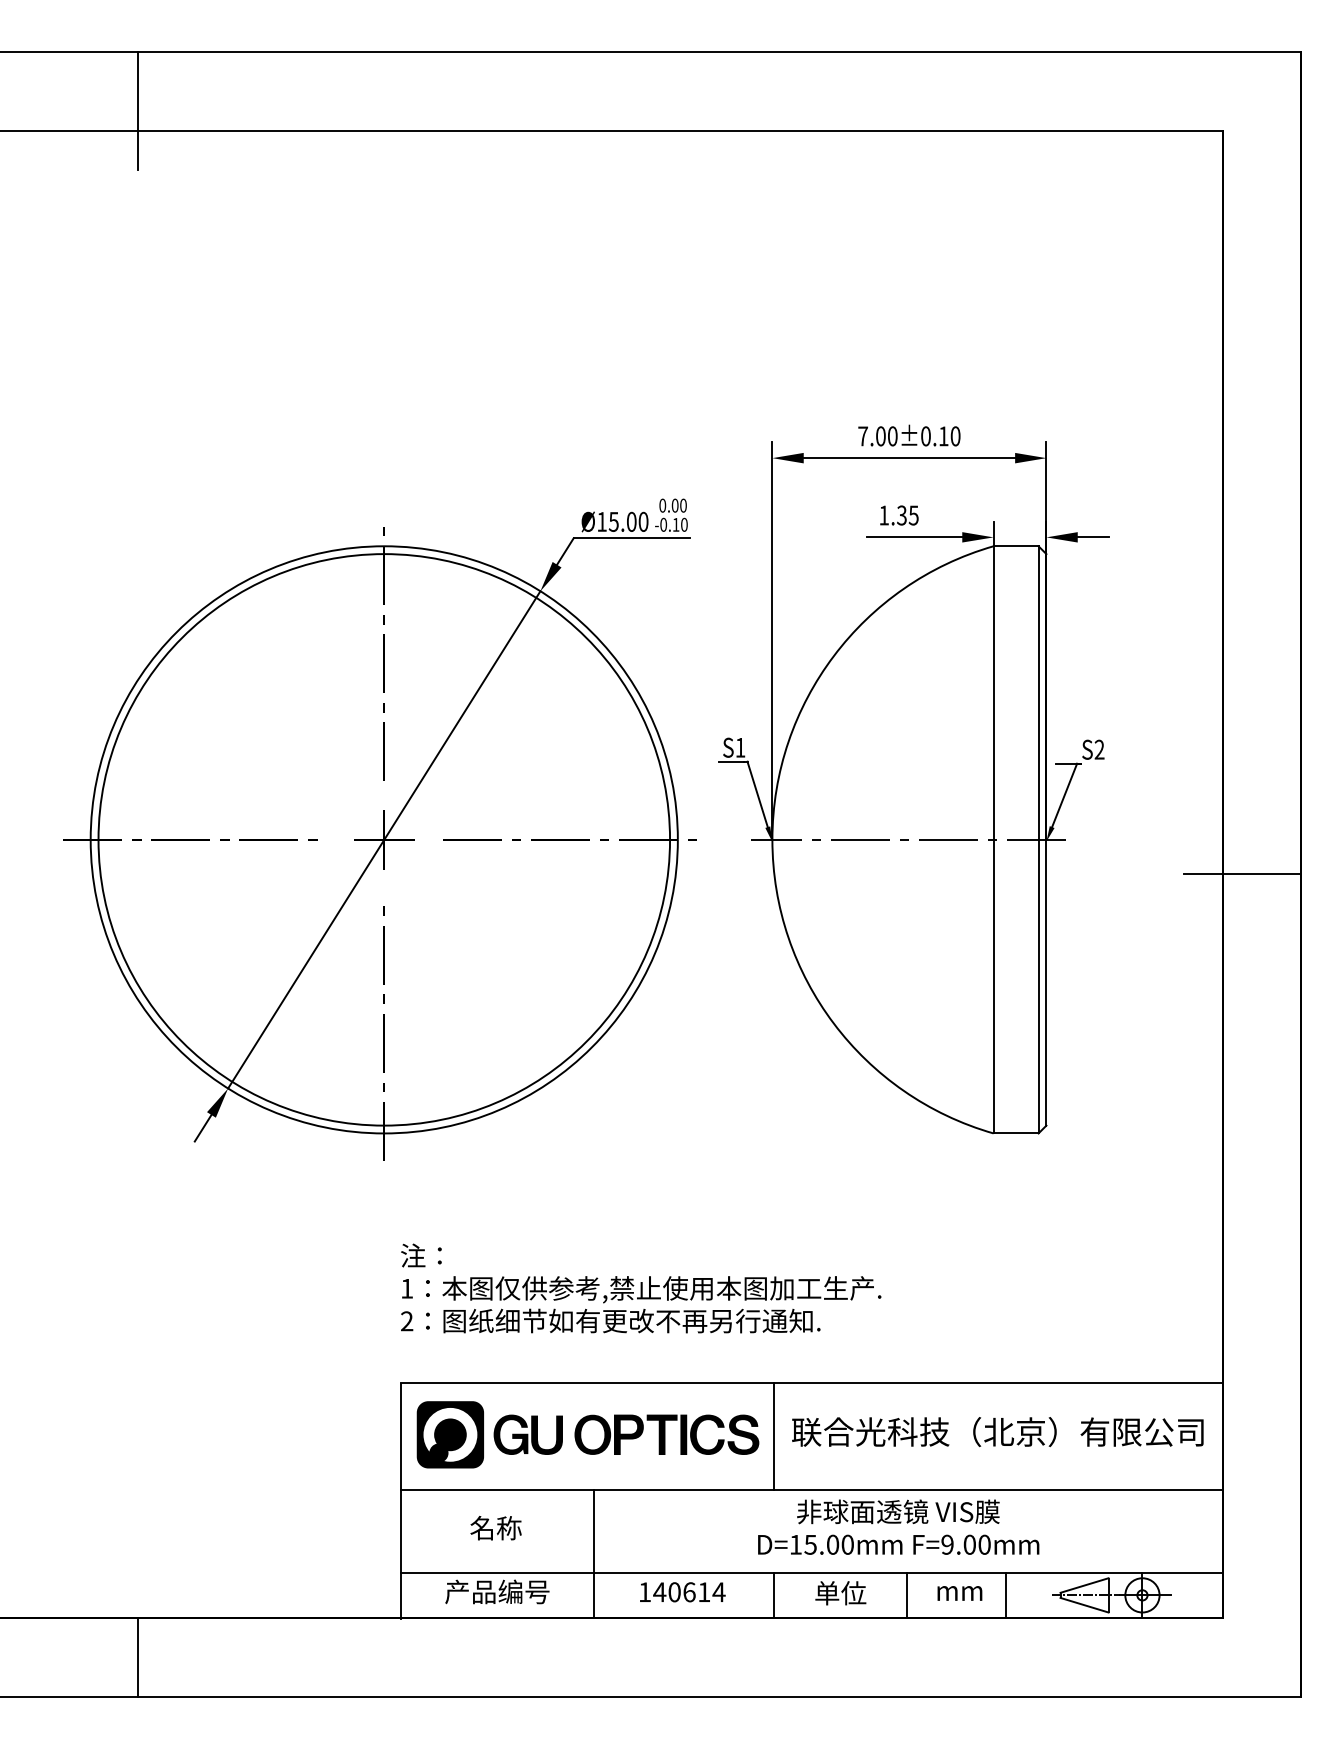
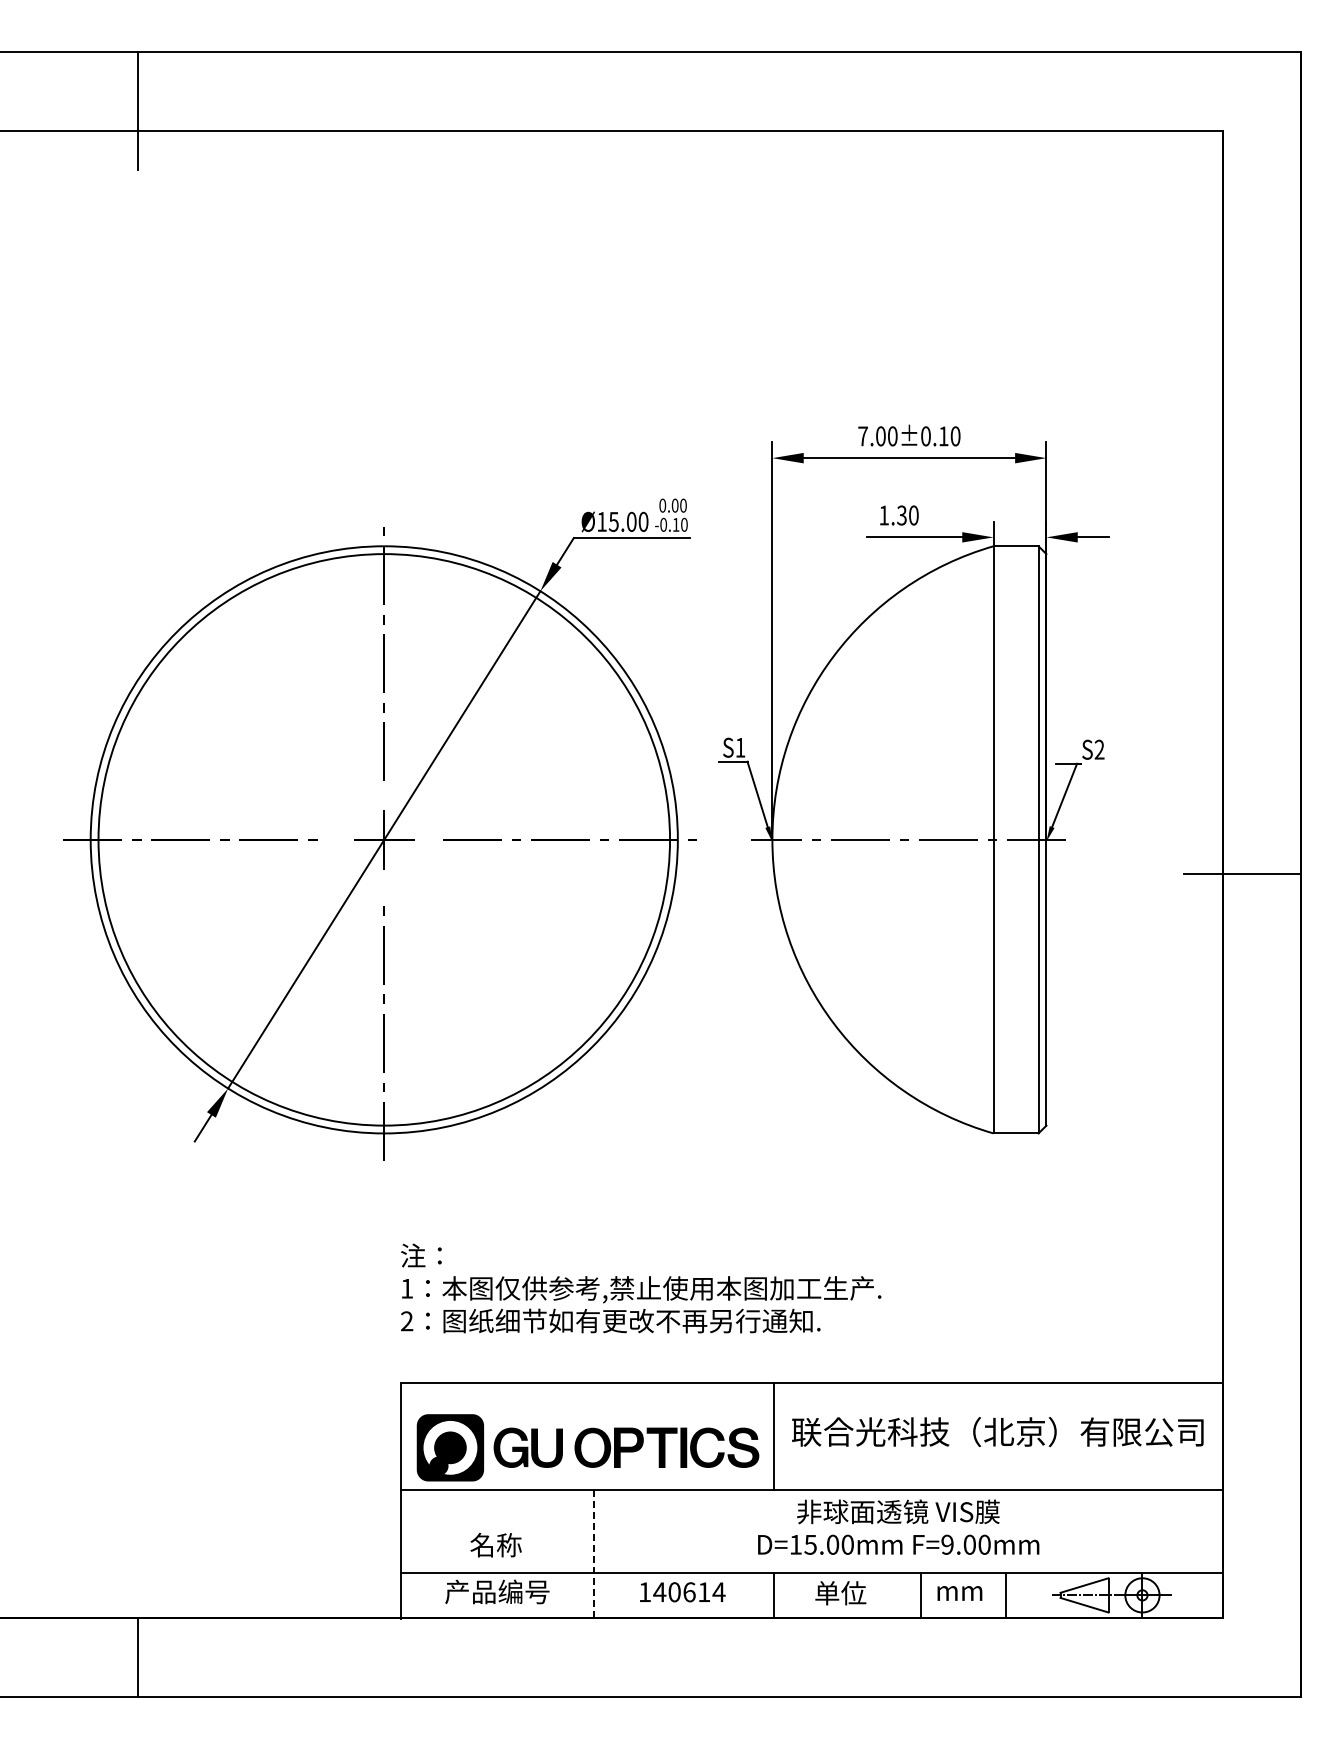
text: 1.35 -> 1.30 (913, 515)
part position: (587, 1434) -> (587, 1447) (587, 1447)
text position: (495, 1528) -> (495, 1545) (495, 1545)
line: solid -> dashed (594, 1554)
line position: (907, 1595) -> (921, 1595) (921, 1595)
